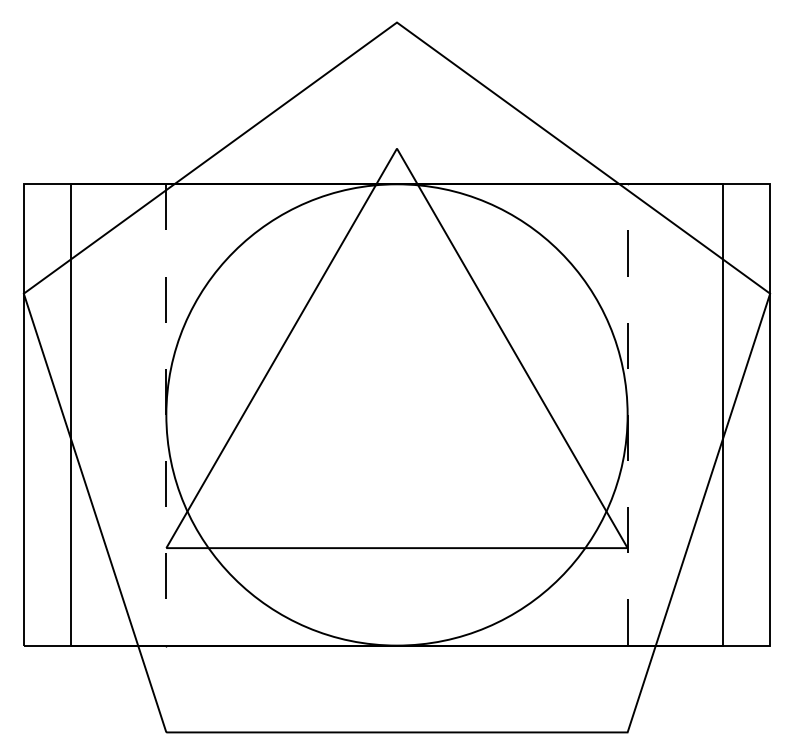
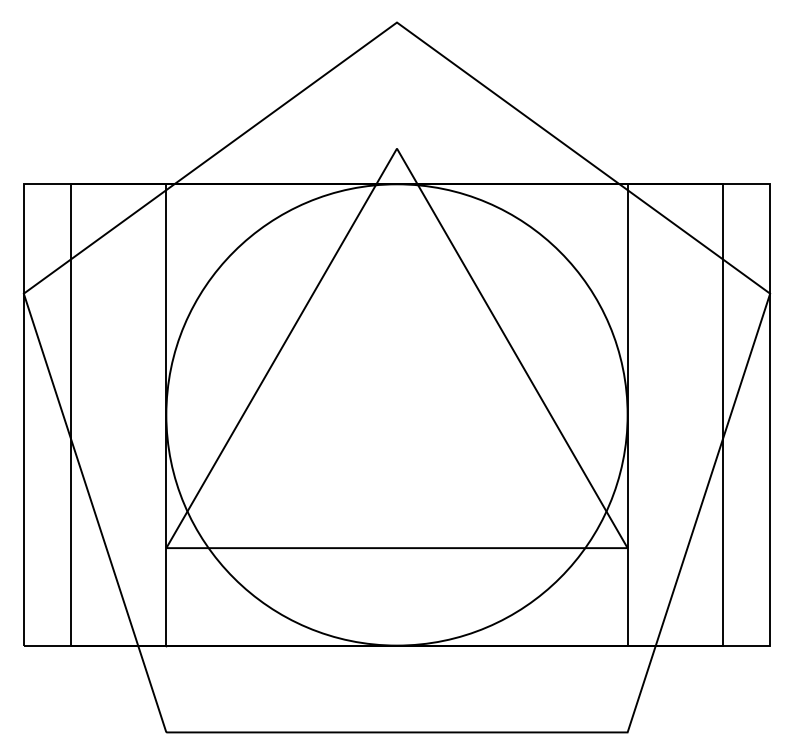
line: dashed -> solid (166, 414)
line: dashed -> solid (627, 414)
